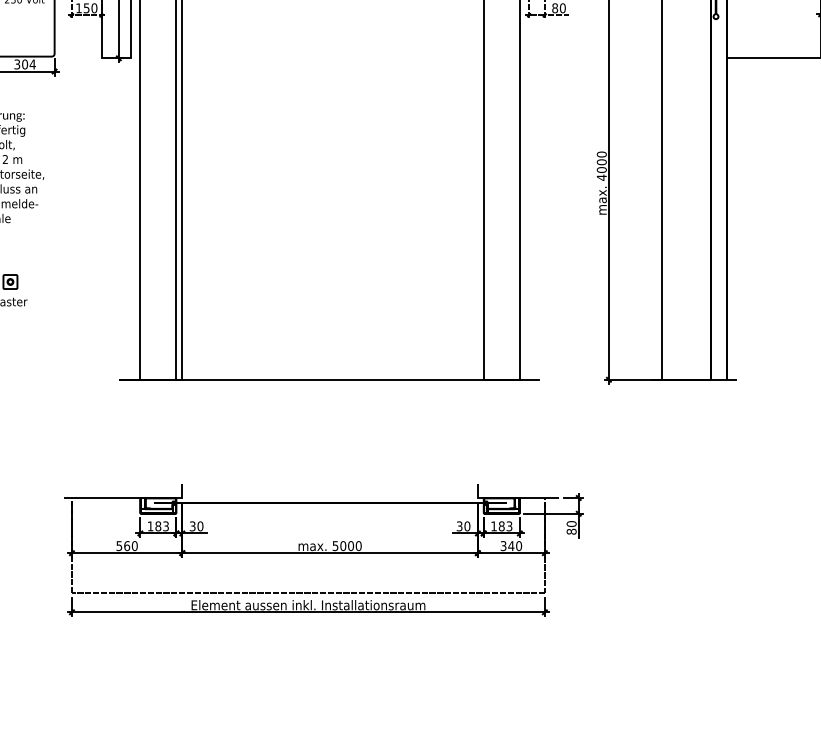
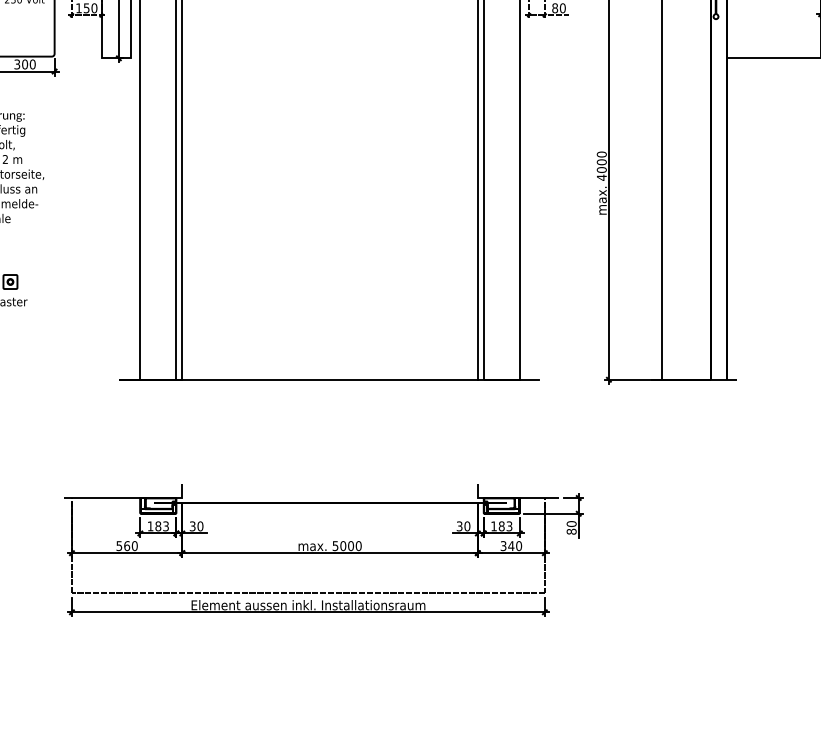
text: 304 -> 300 (32, 64)
line: none -> present (477, 190)
